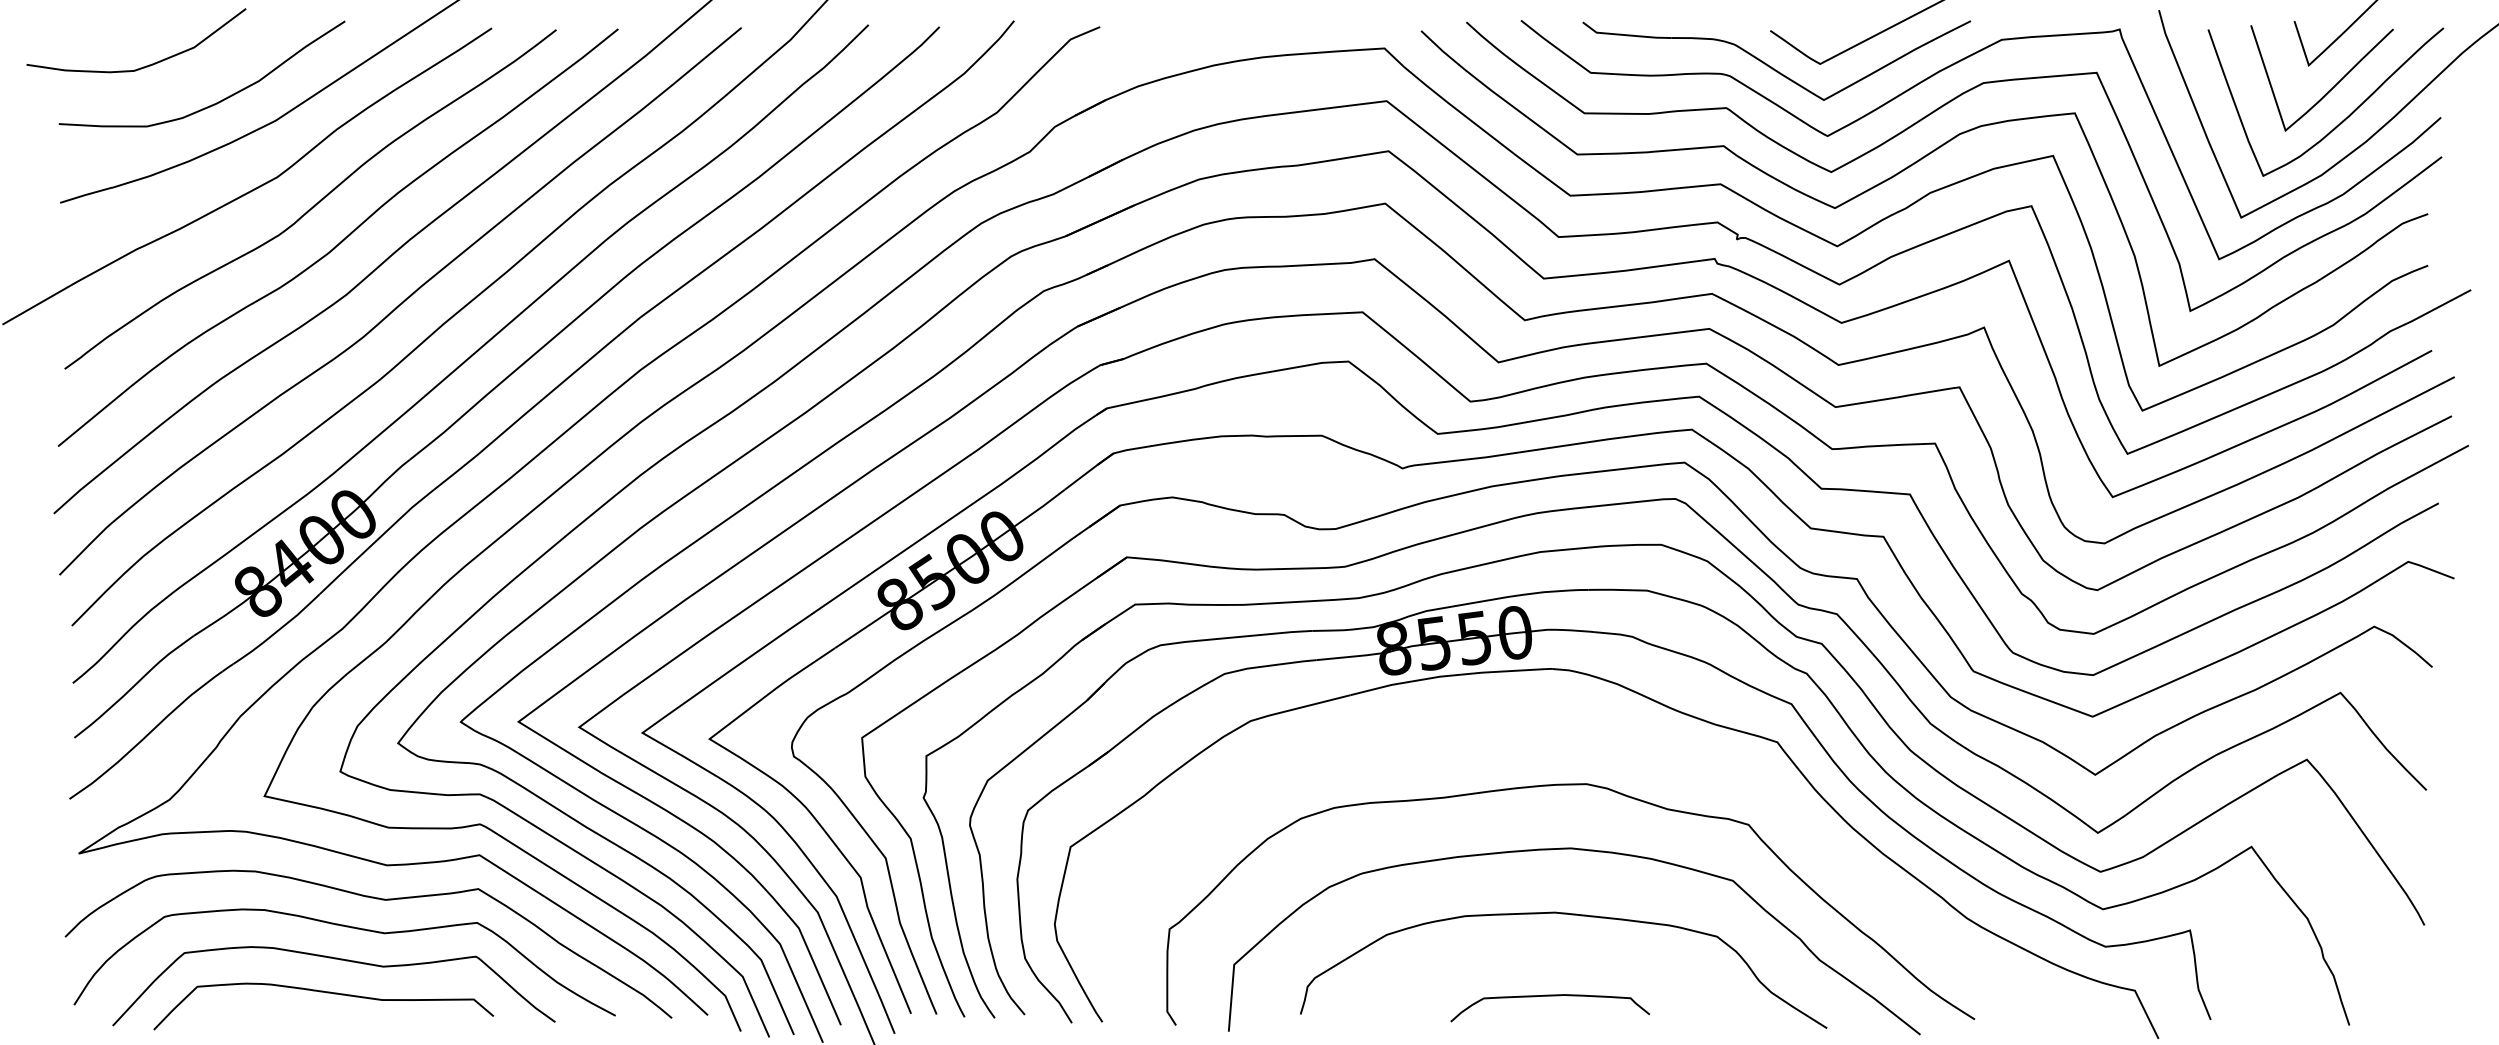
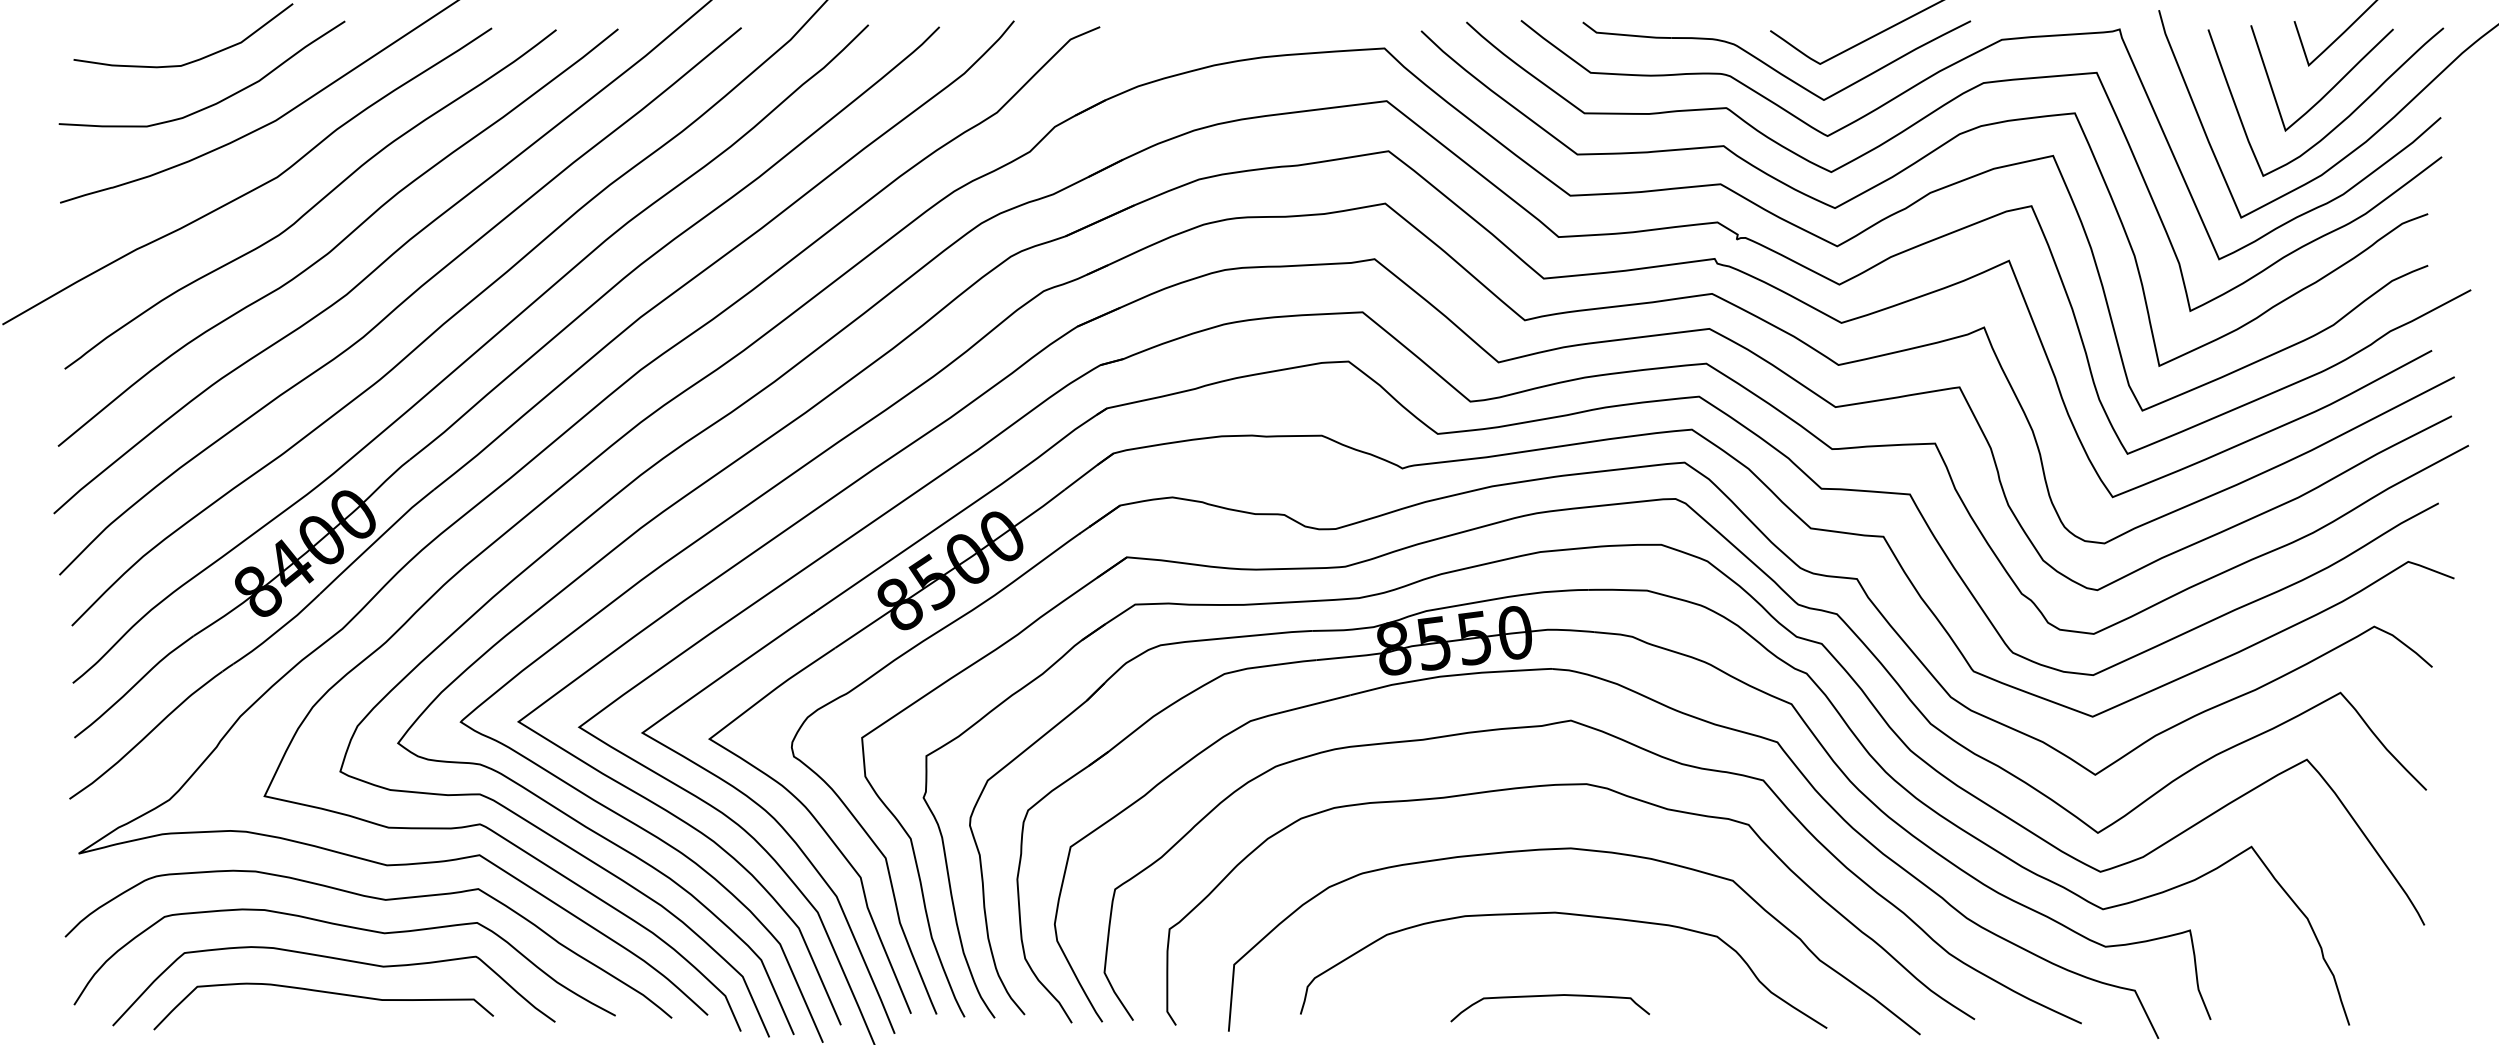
curve position: (146, 65) -> (193, 60) (193, 60)
curve: none -> present (1643, 750)
